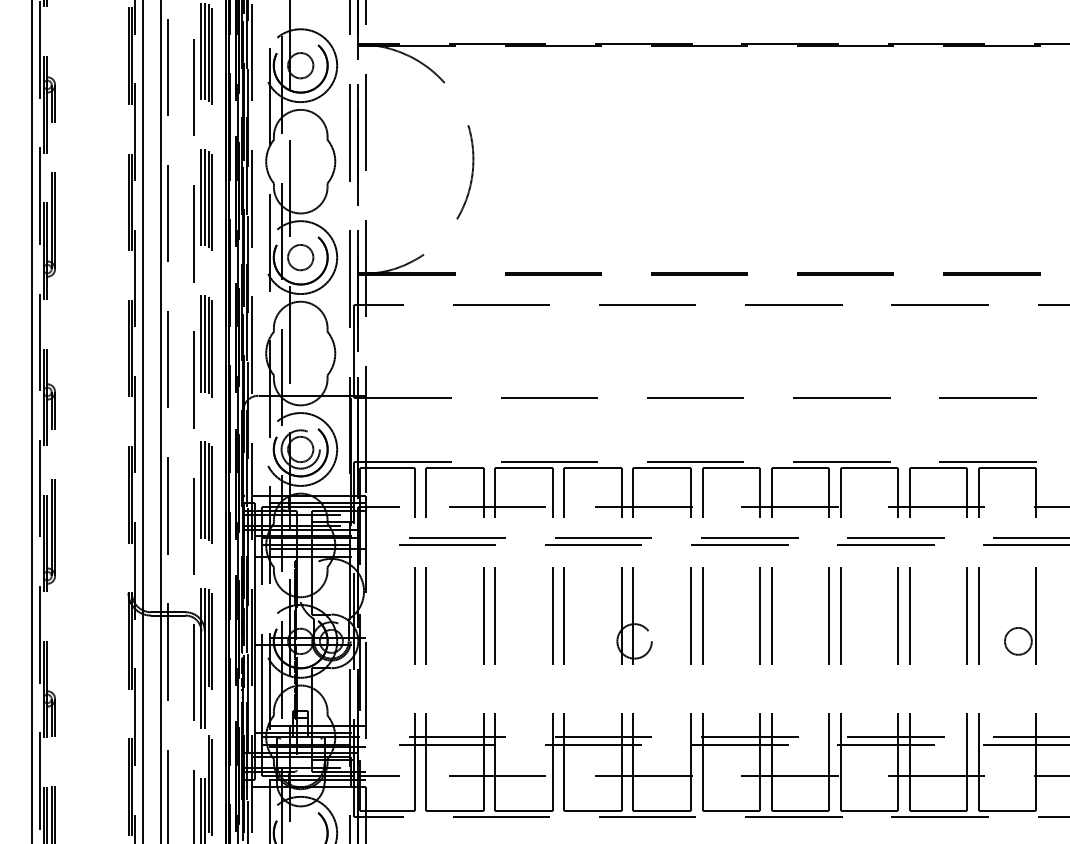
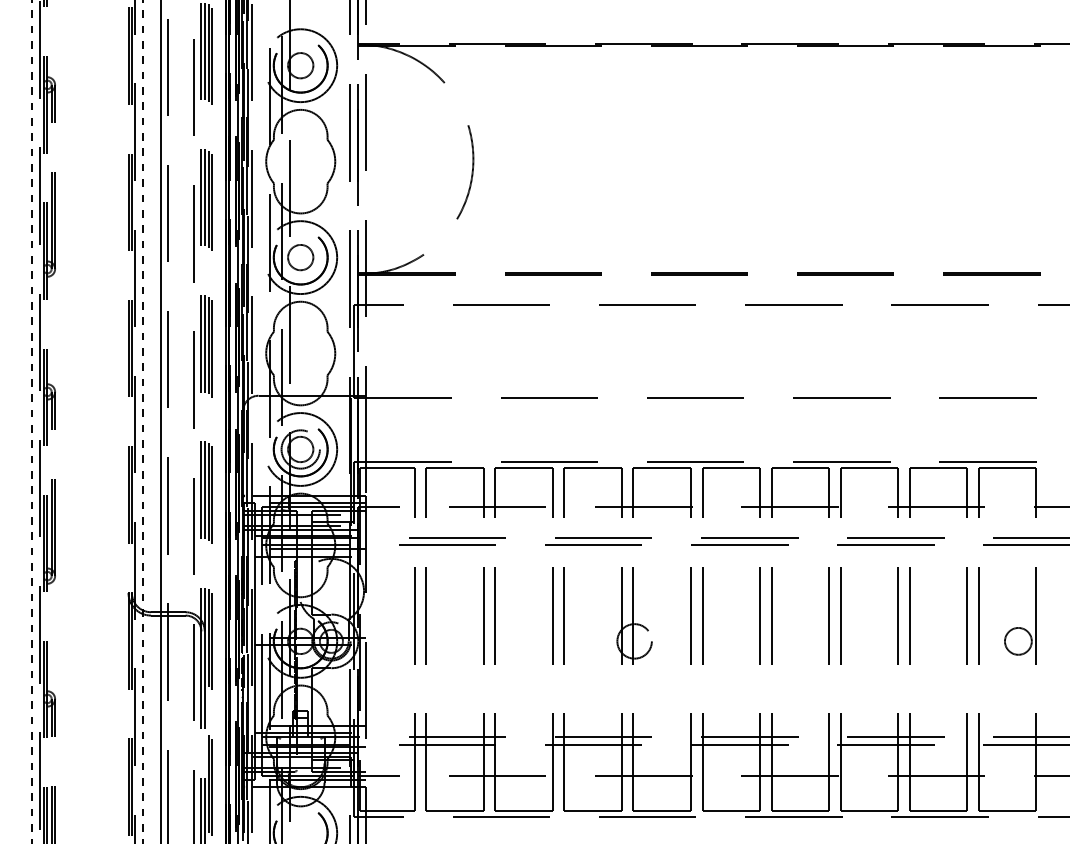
line: solid -> dashed (32, 422)
line: solid -> dashed (142, 422)
